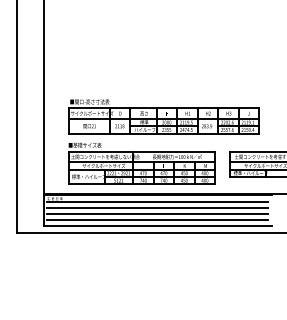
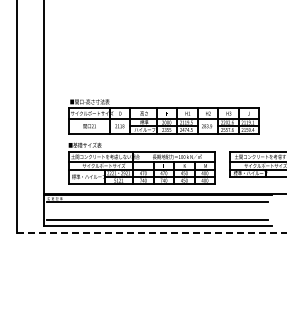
line: present -> none (157, 207)
line: present -> none (157, 213)
line: solid -> dashed (152, 232)
